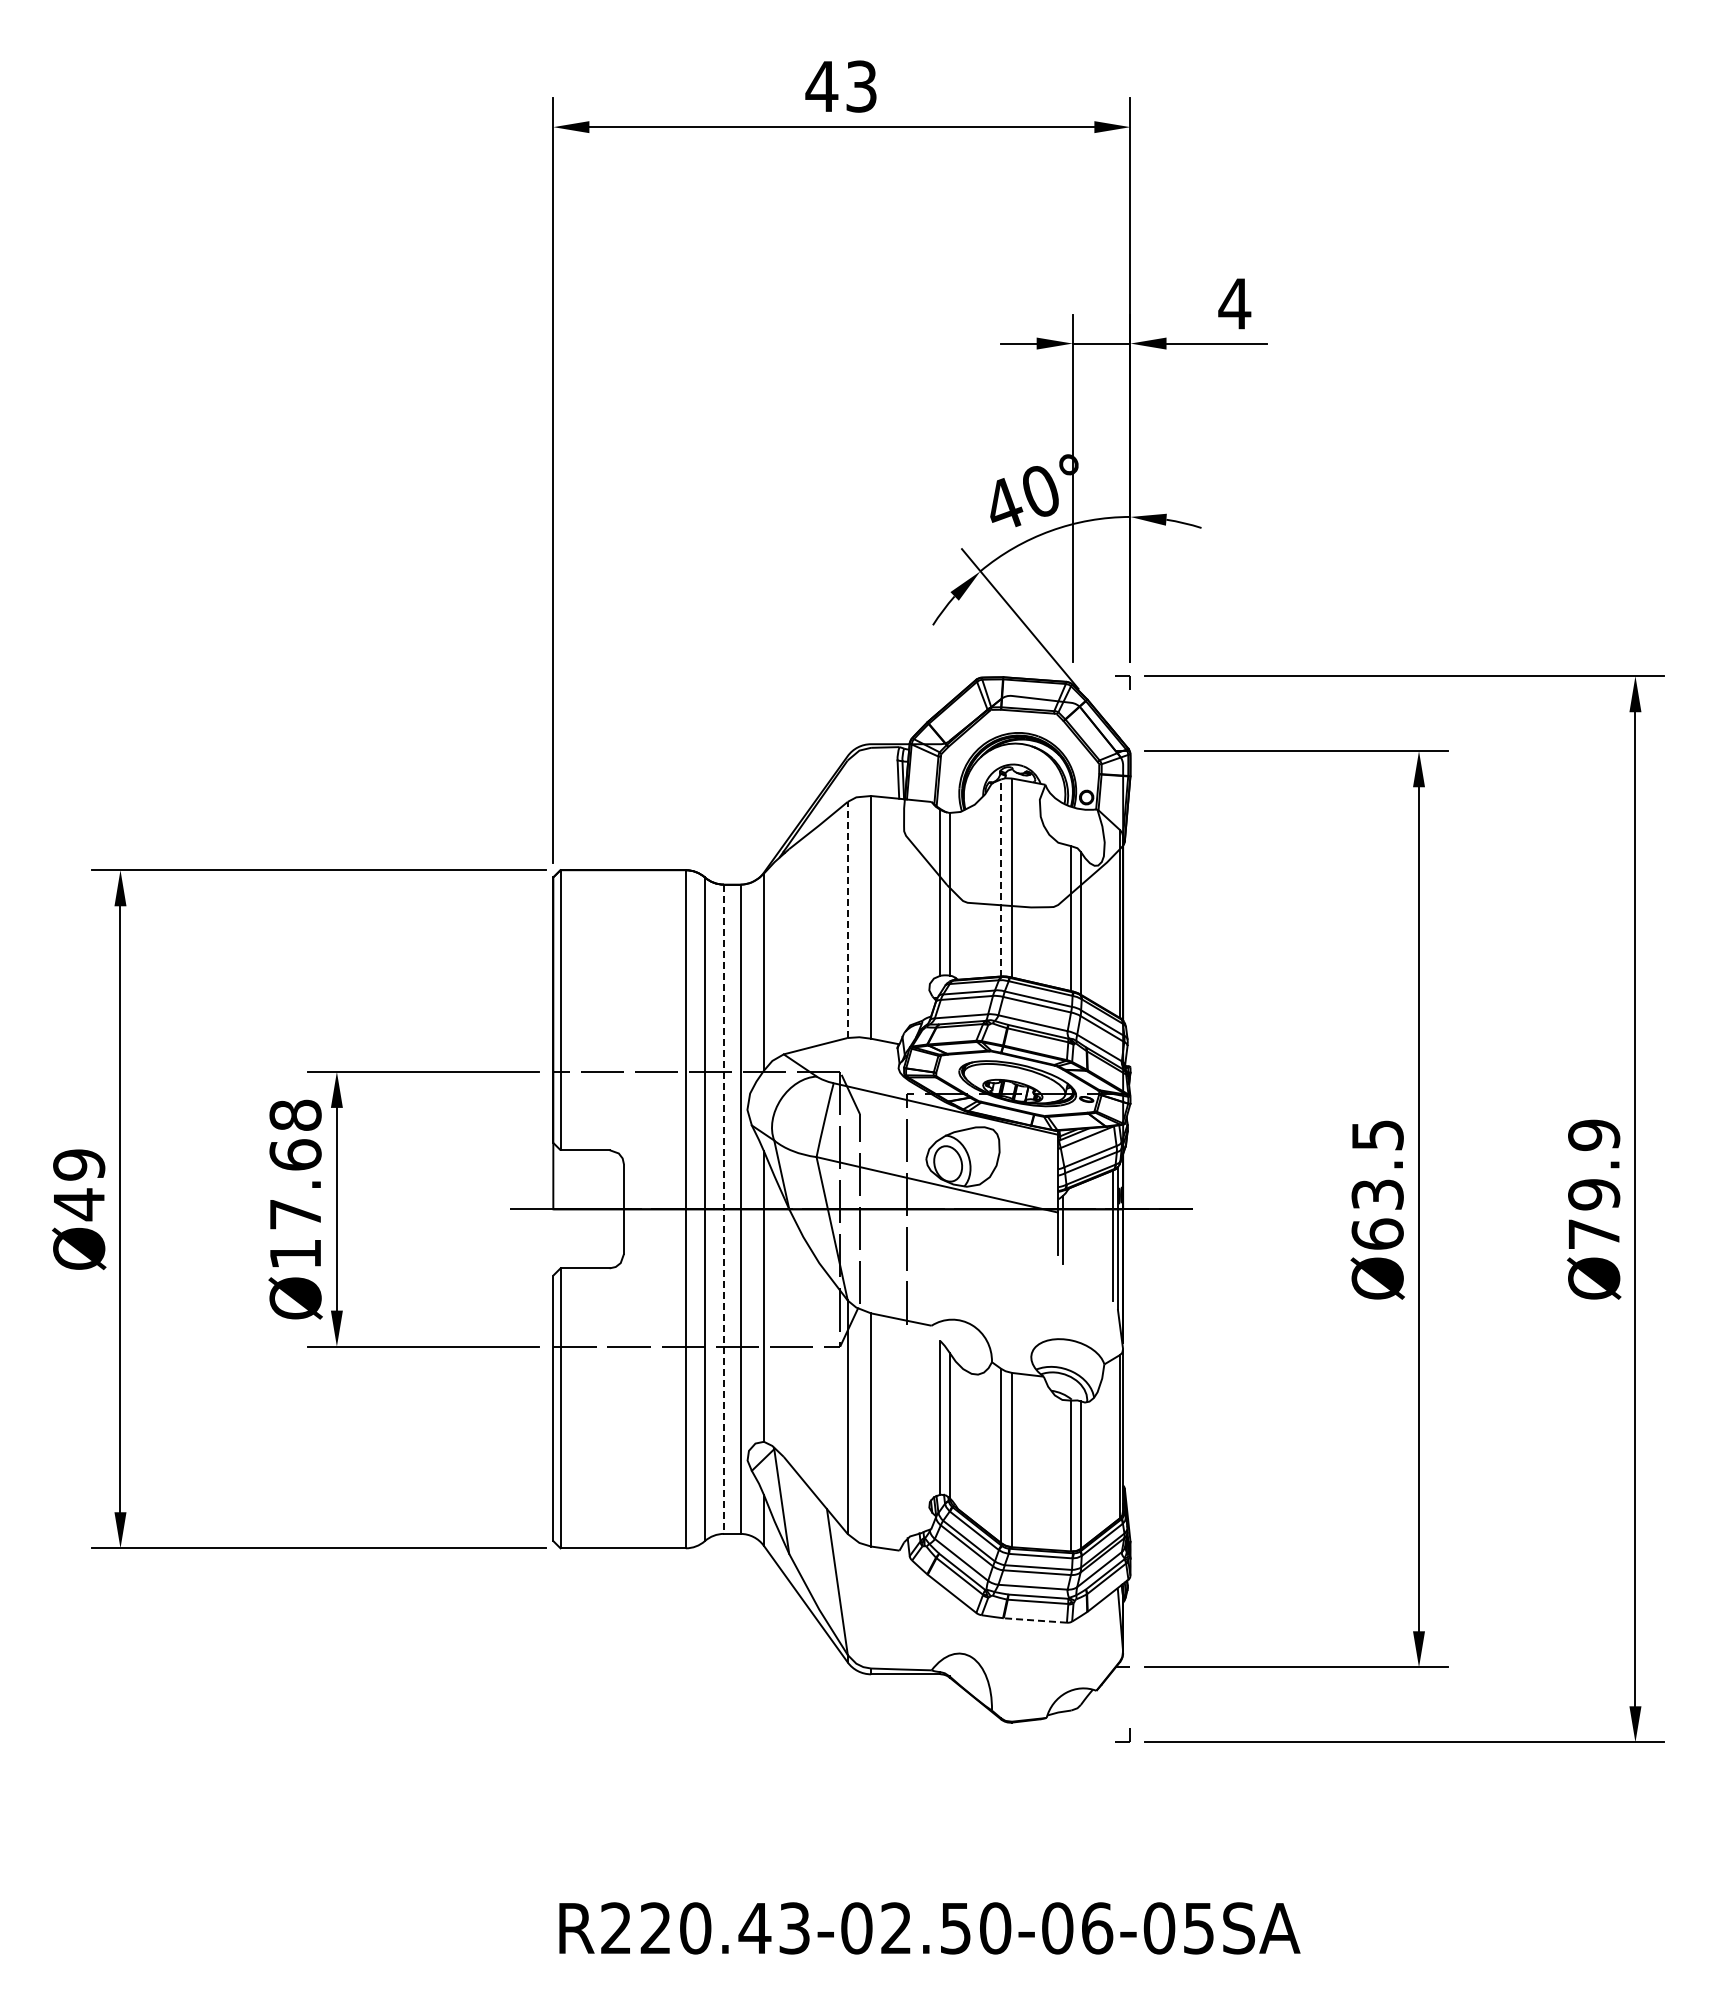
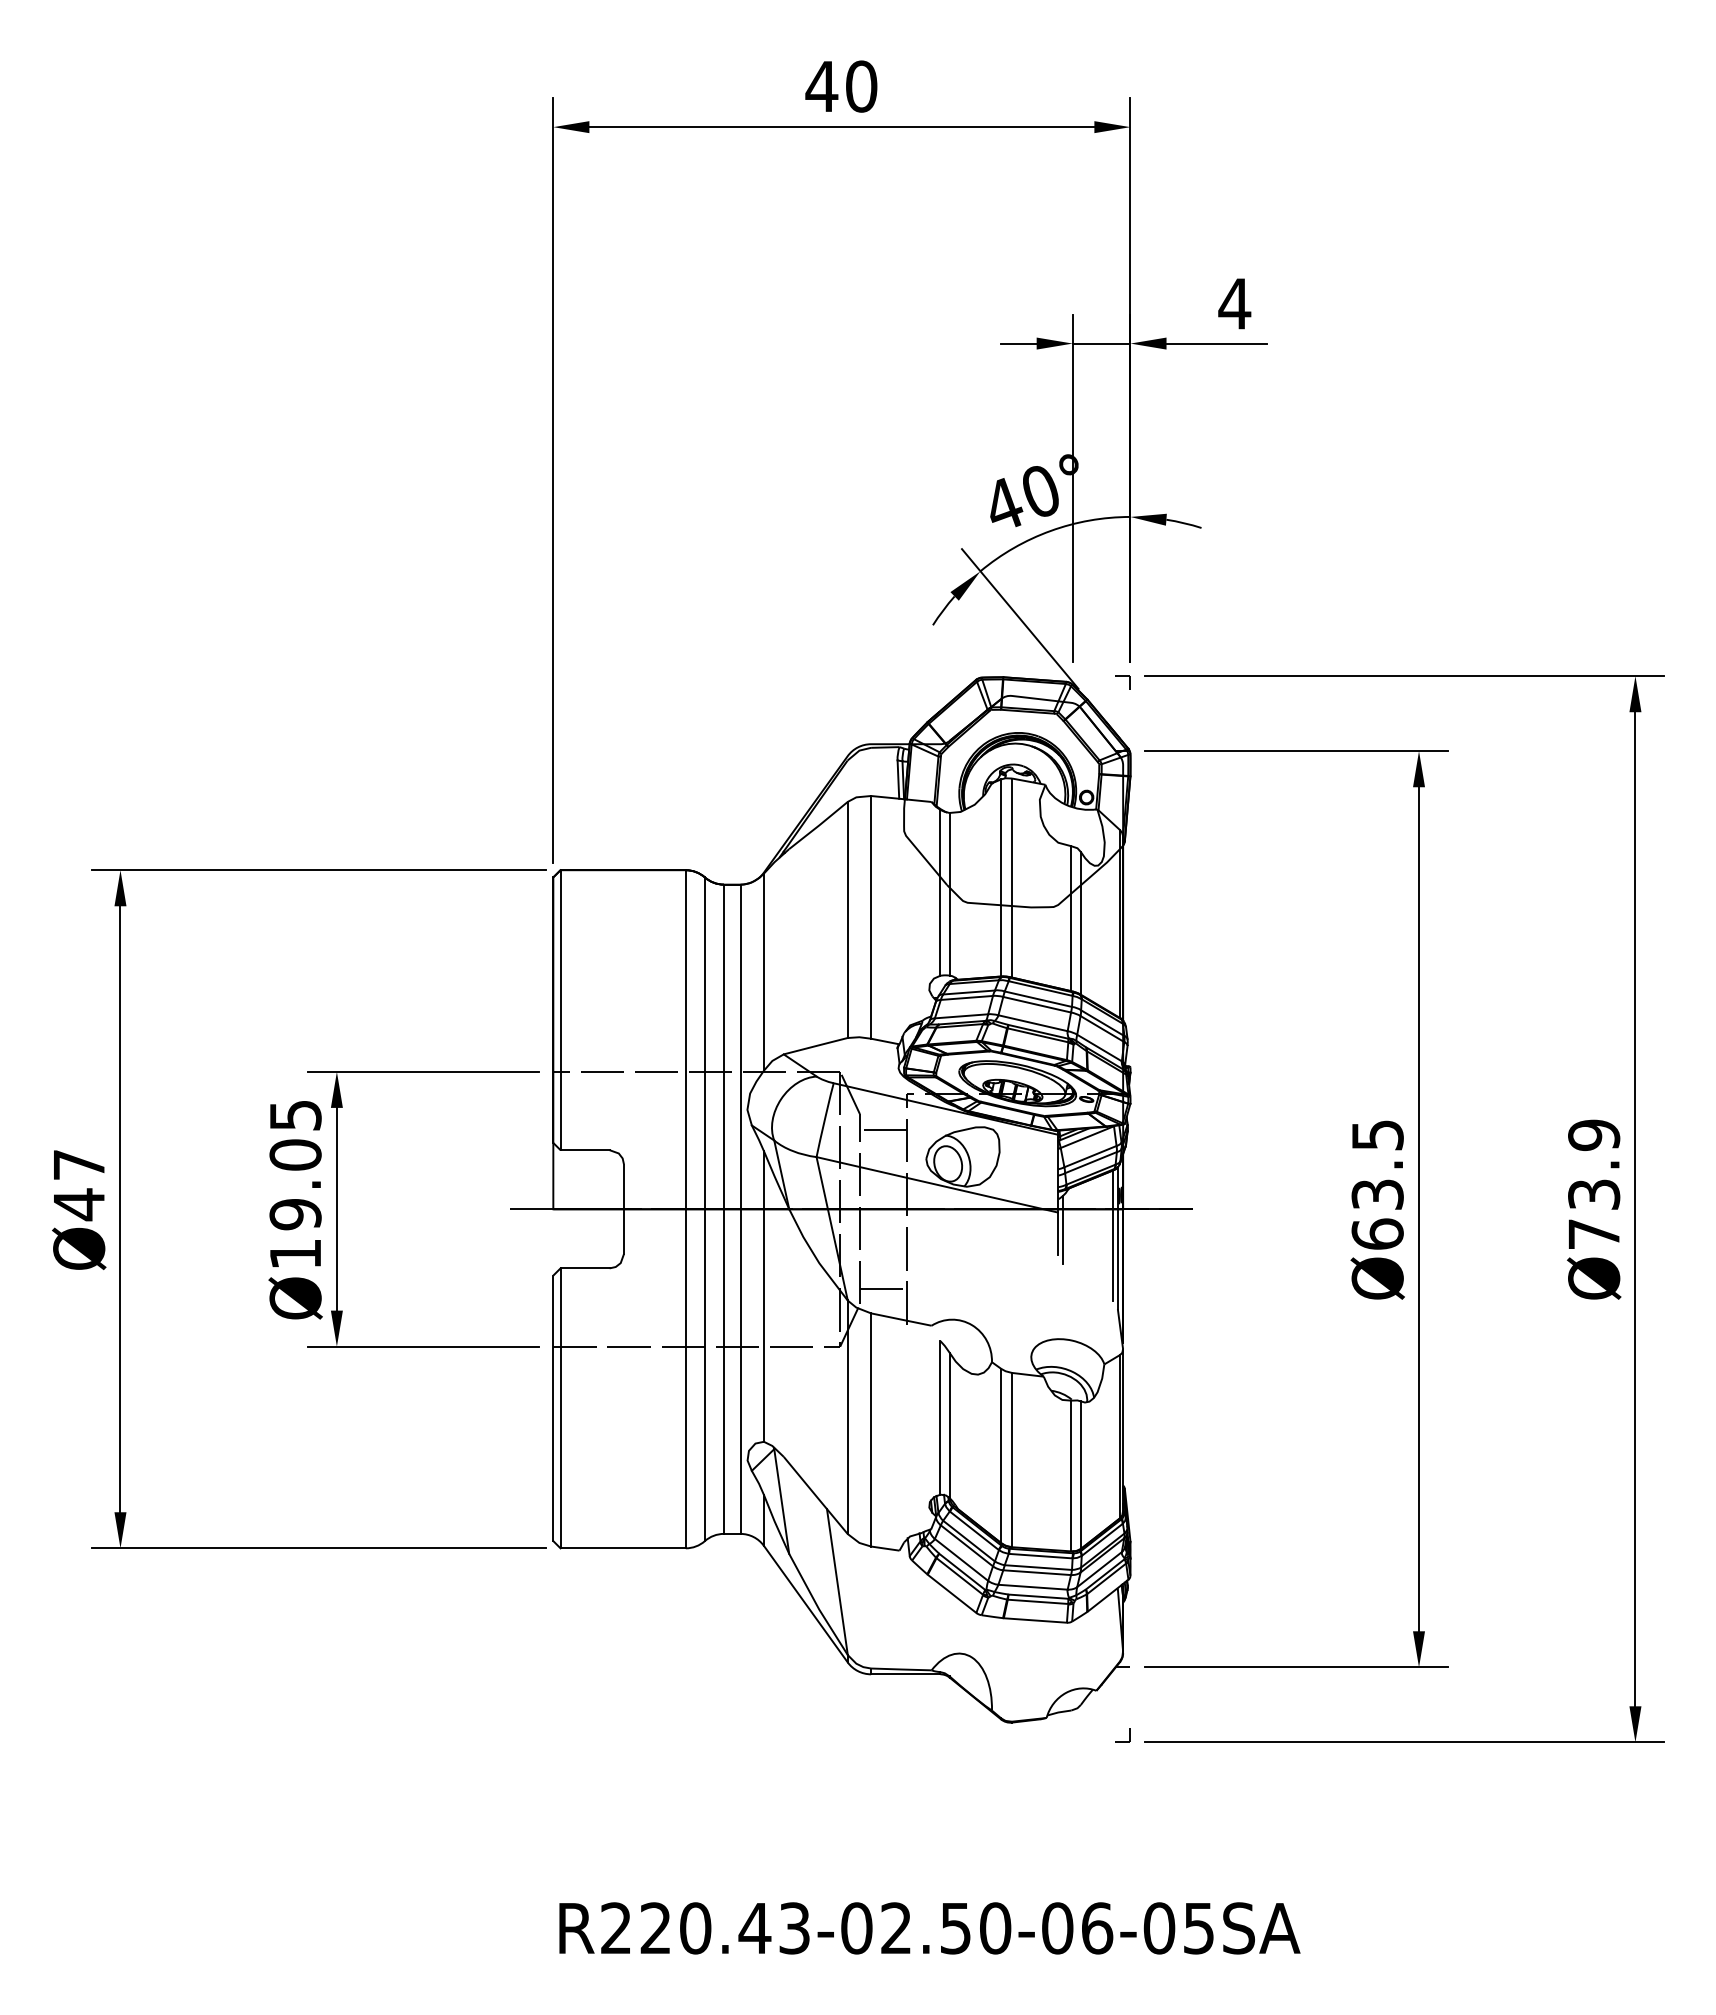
text: 43 -> 40 (861, 86)
line: dashed -> solid (1001, 877)
line: dashed -> solid (847, 919)
line: none -> present (882, 1129)
text: Ø49 -> Ø47 (79, 1164)
text: Ø17.68 -> Ø19.05 (295, 1164)
text: Ø79.9 -> Ø73.9 (1594, 1194)
line: dashed -> solid (723, 1209)
line: none -> present (882, 1288)
line: dashed -> solid (1035, 1620)
